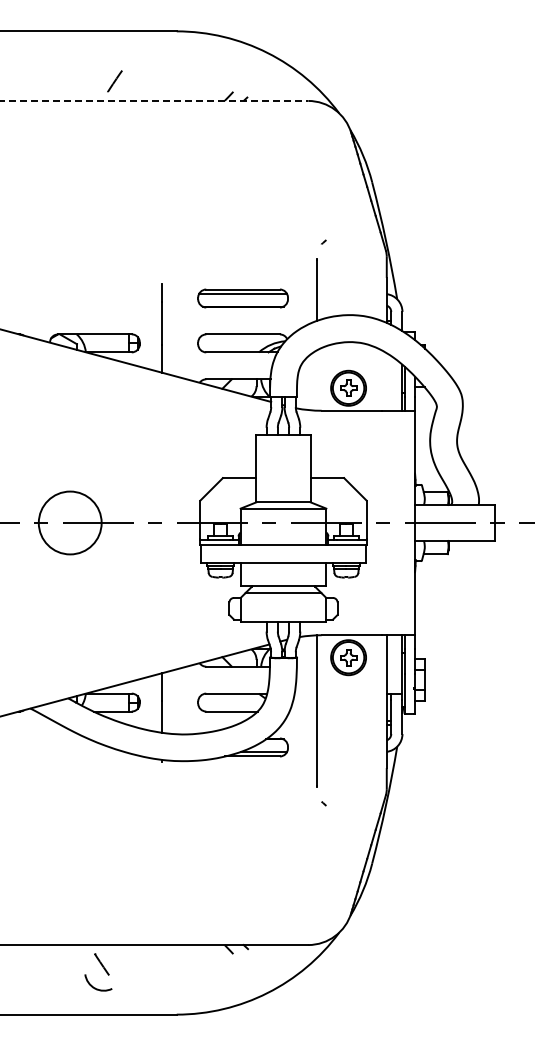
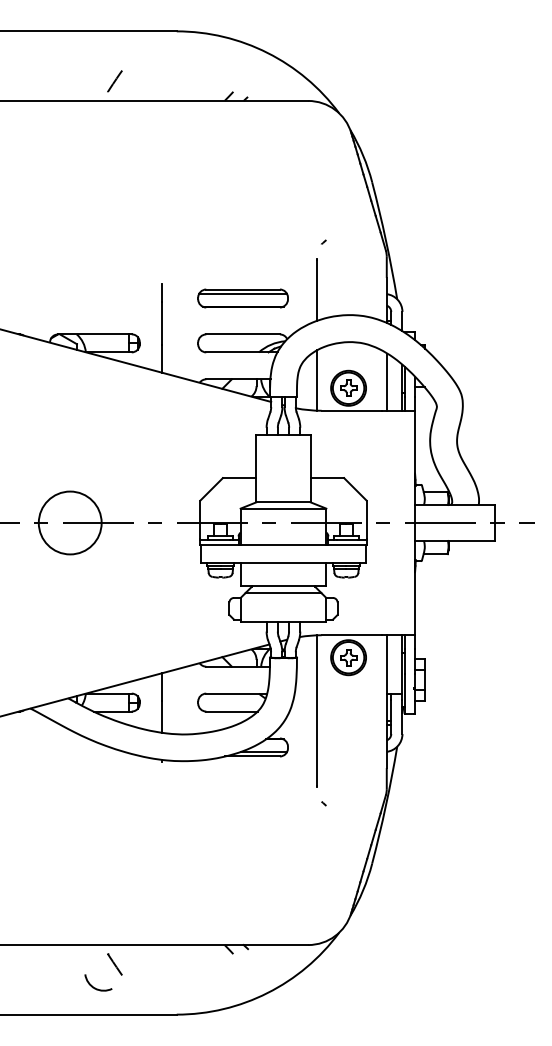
line: dashed -> solid (154, 100)
line: none -> present (317, 380)
line: none -> present (386, 381)
line position: (101, 964) -> (114, 964) (114, 964)
